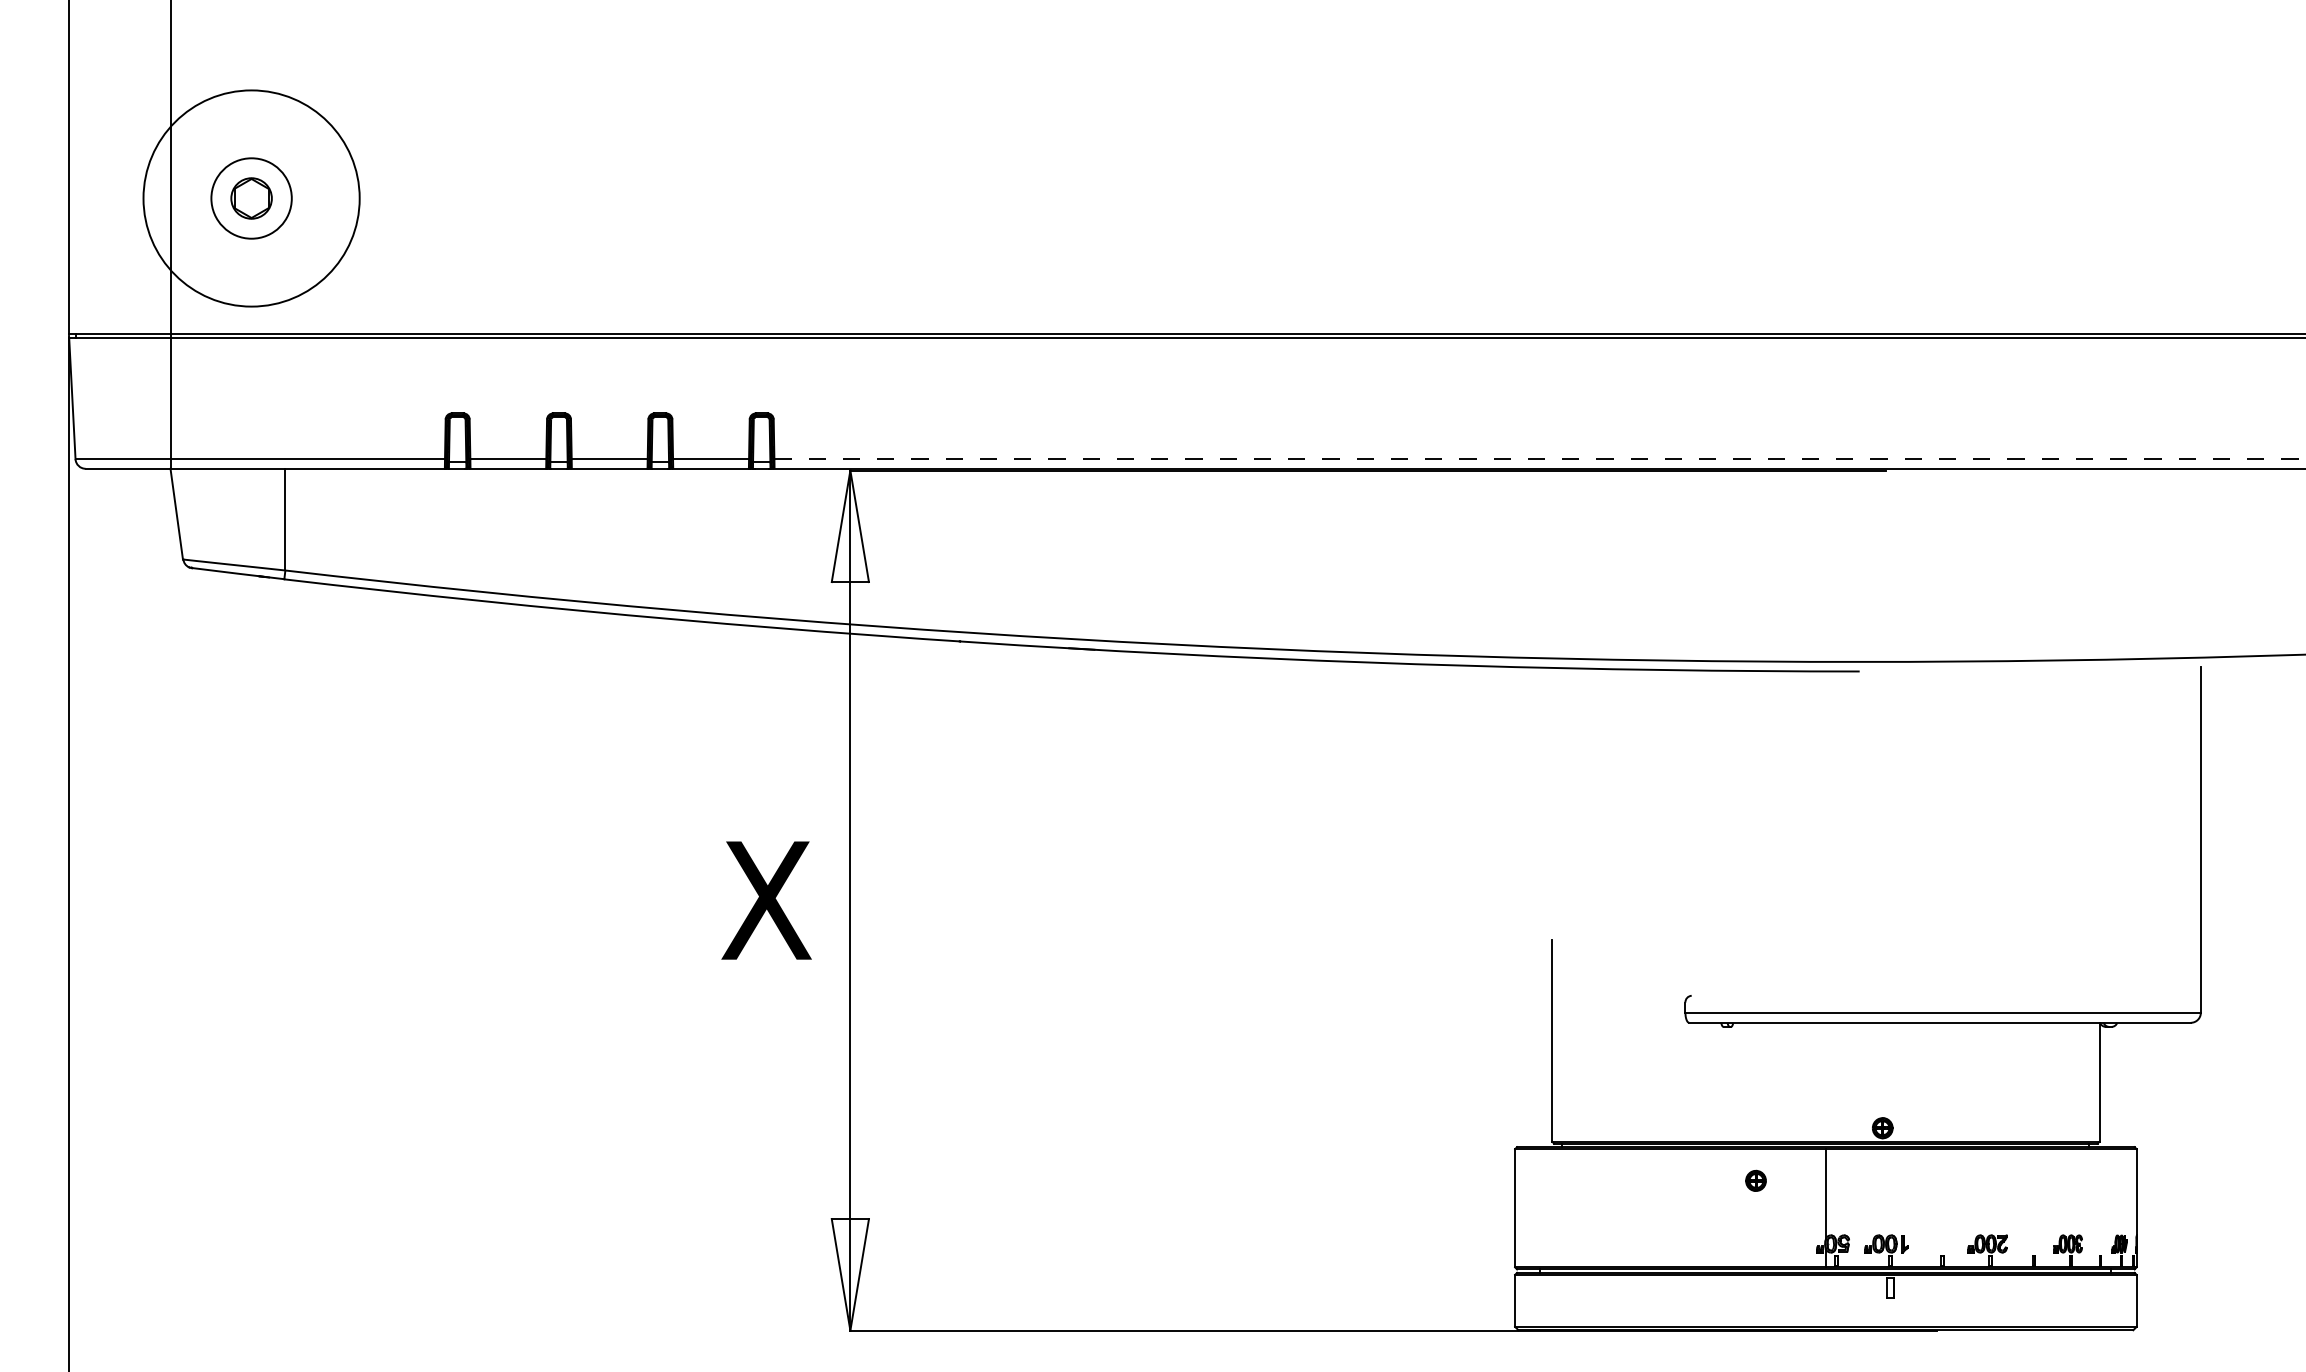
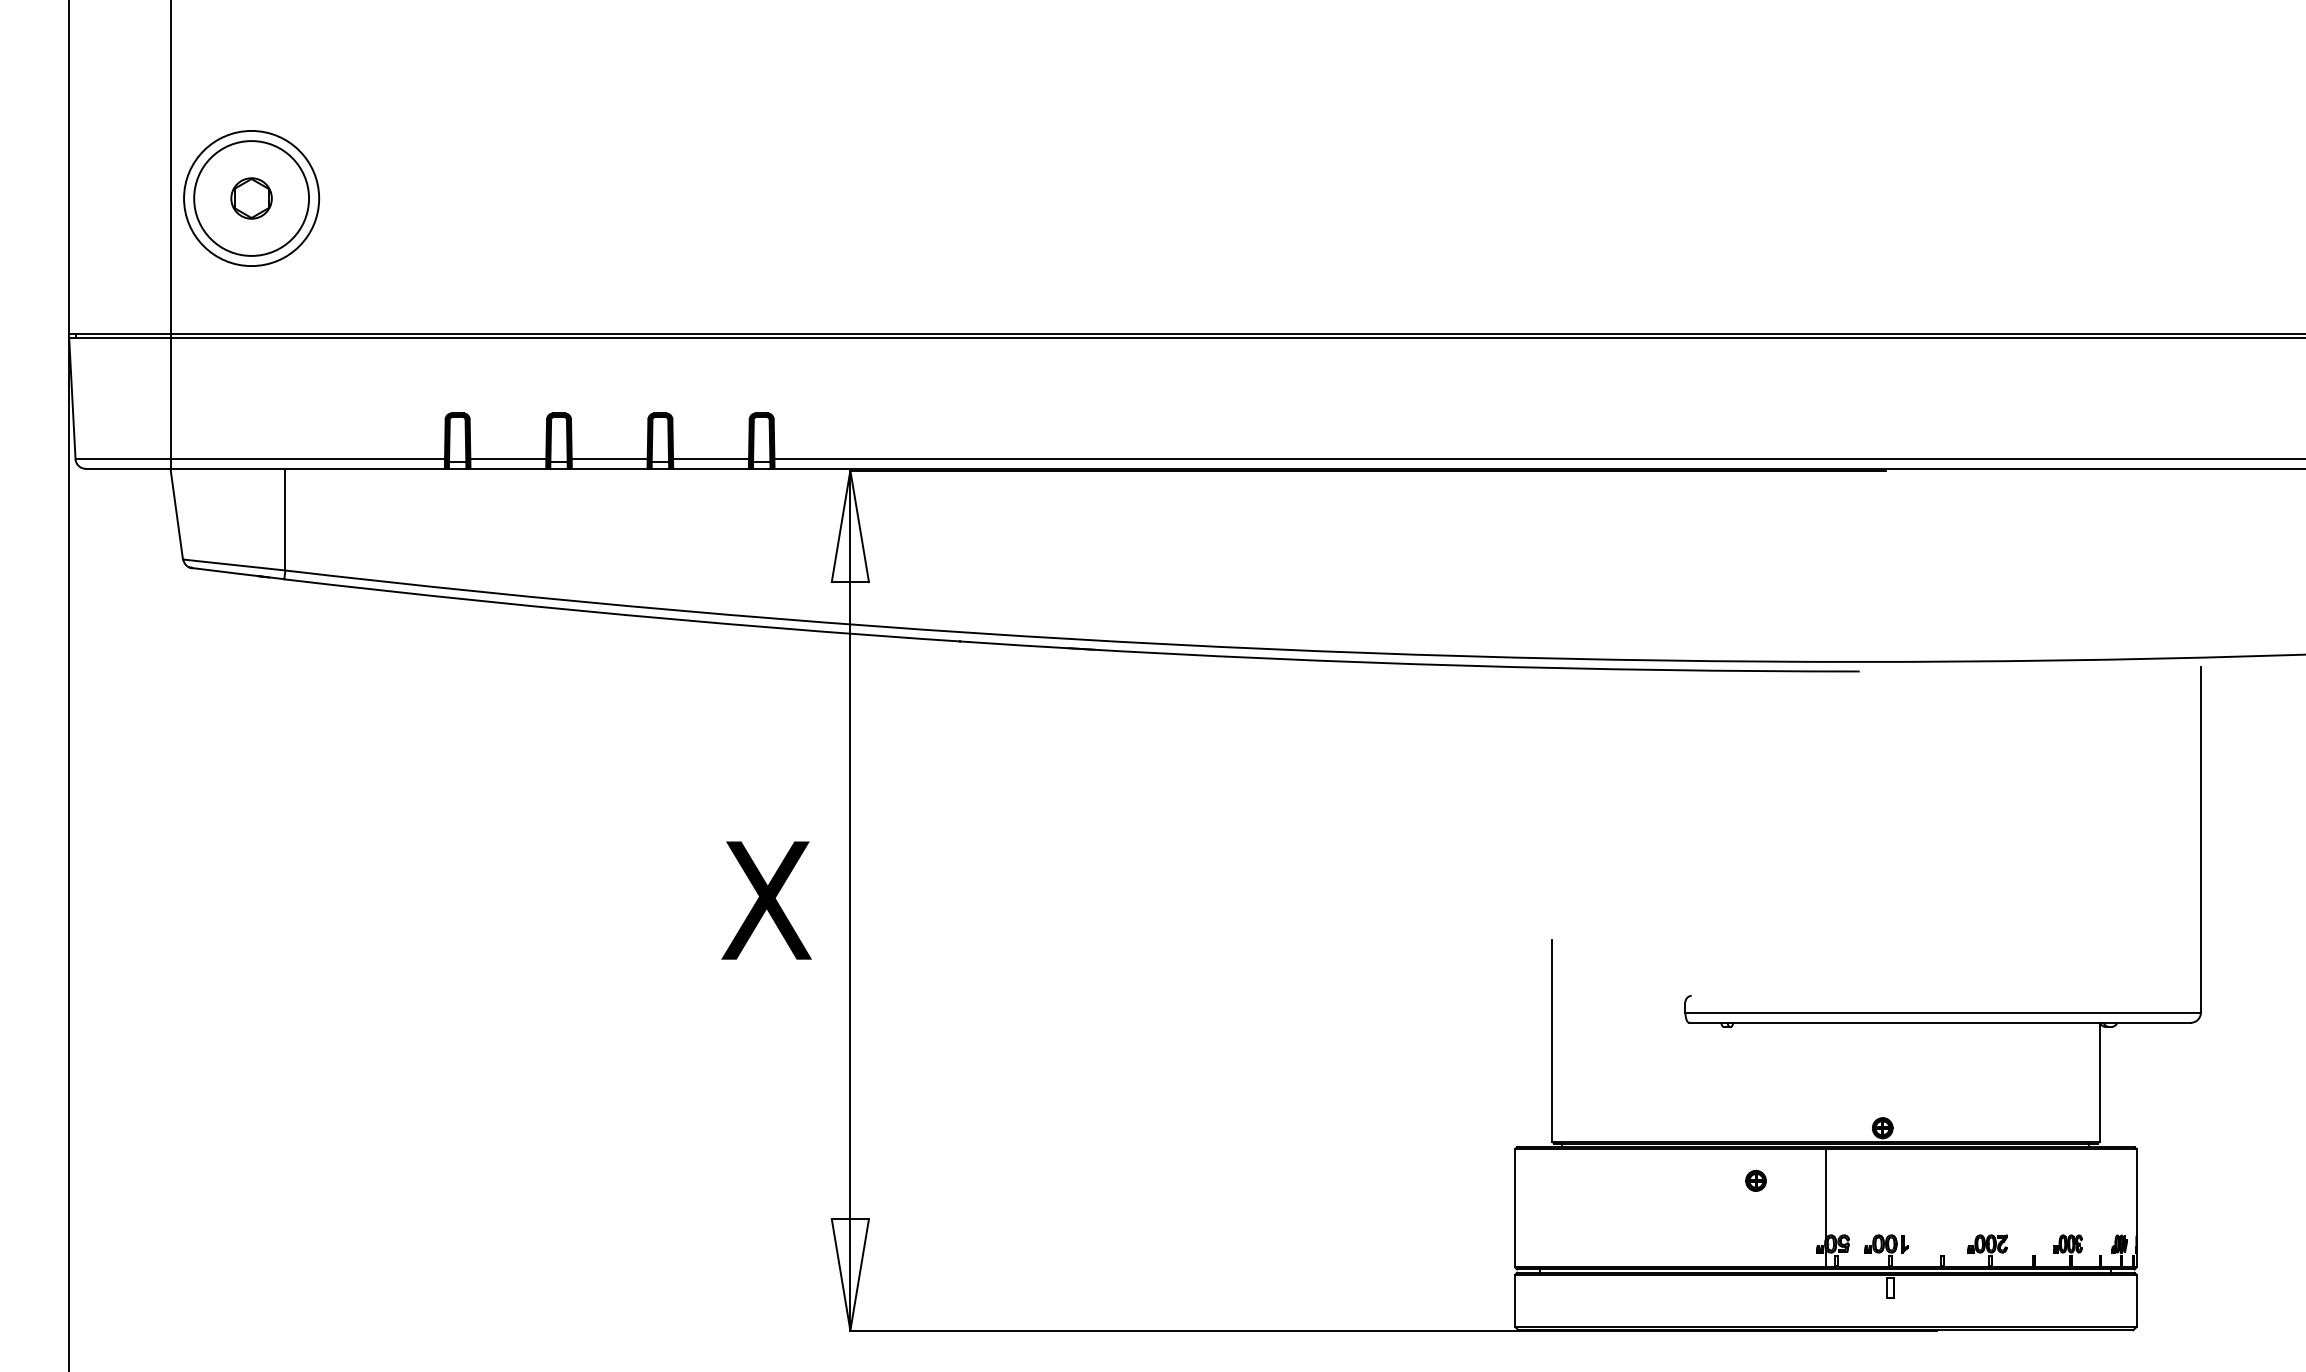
circle diameter: 216 px -> 135 px (251, 198)
circle diameter: 80 px -> 115 px (251, 198)
line: dashed -> solid (1540, 459)
